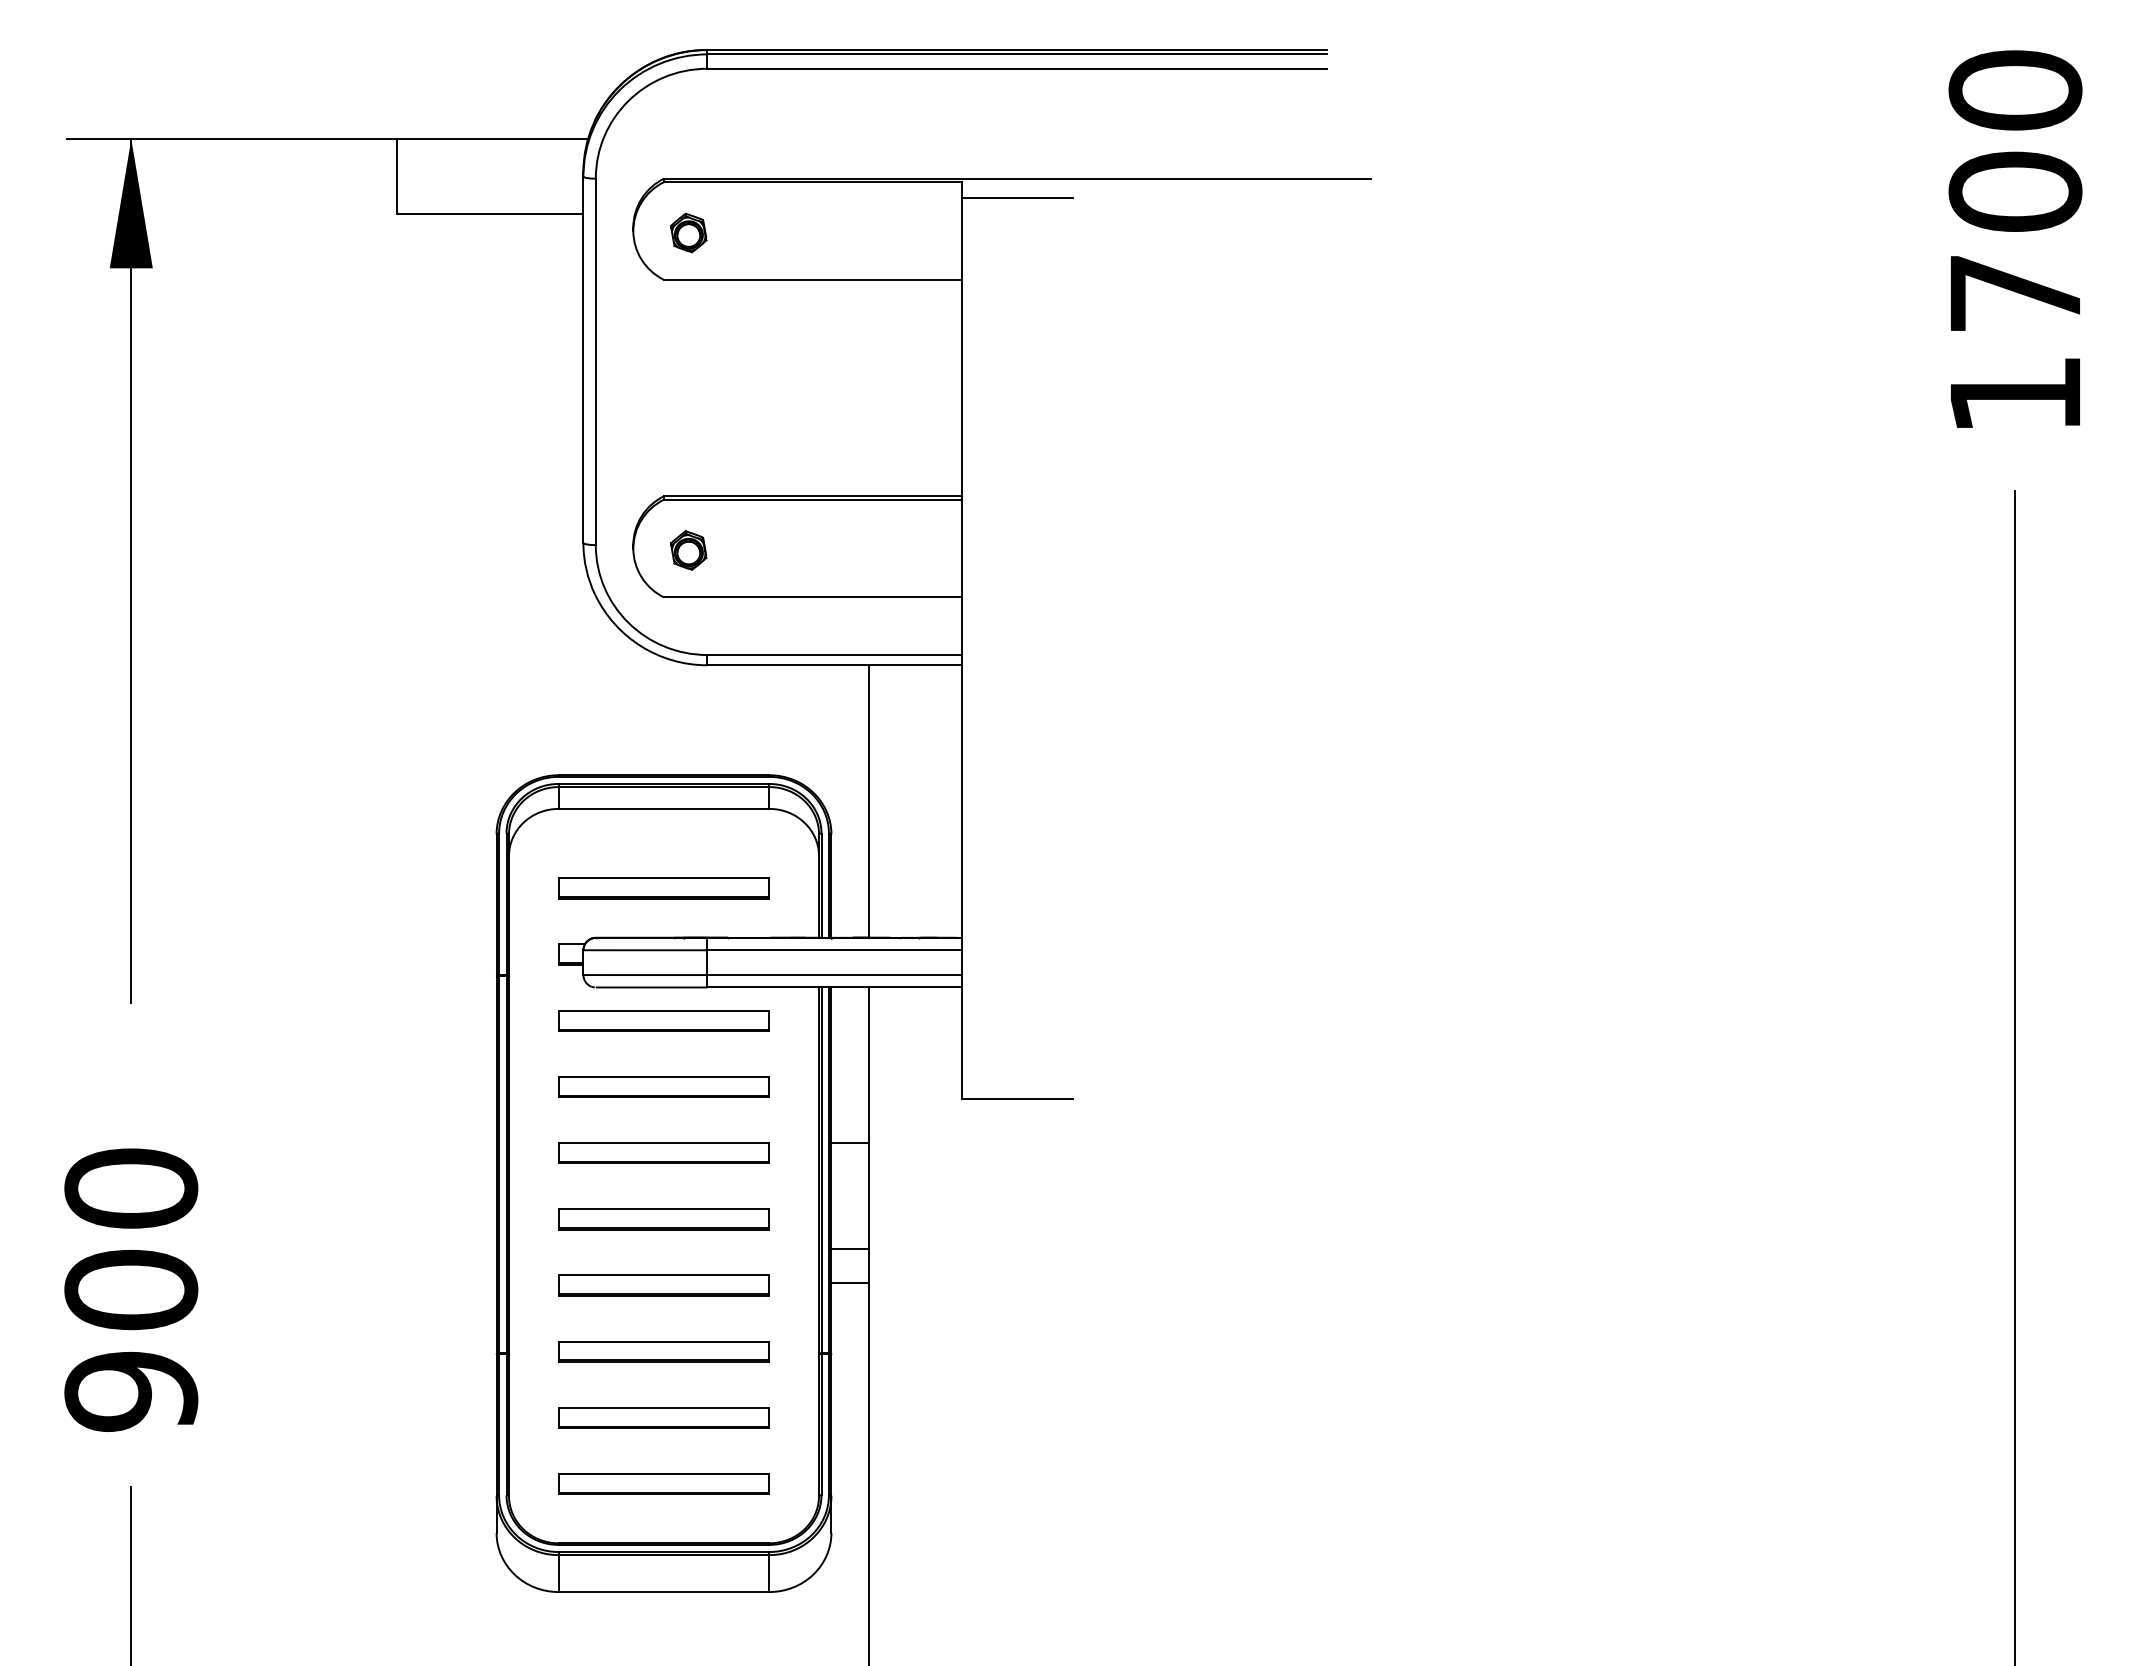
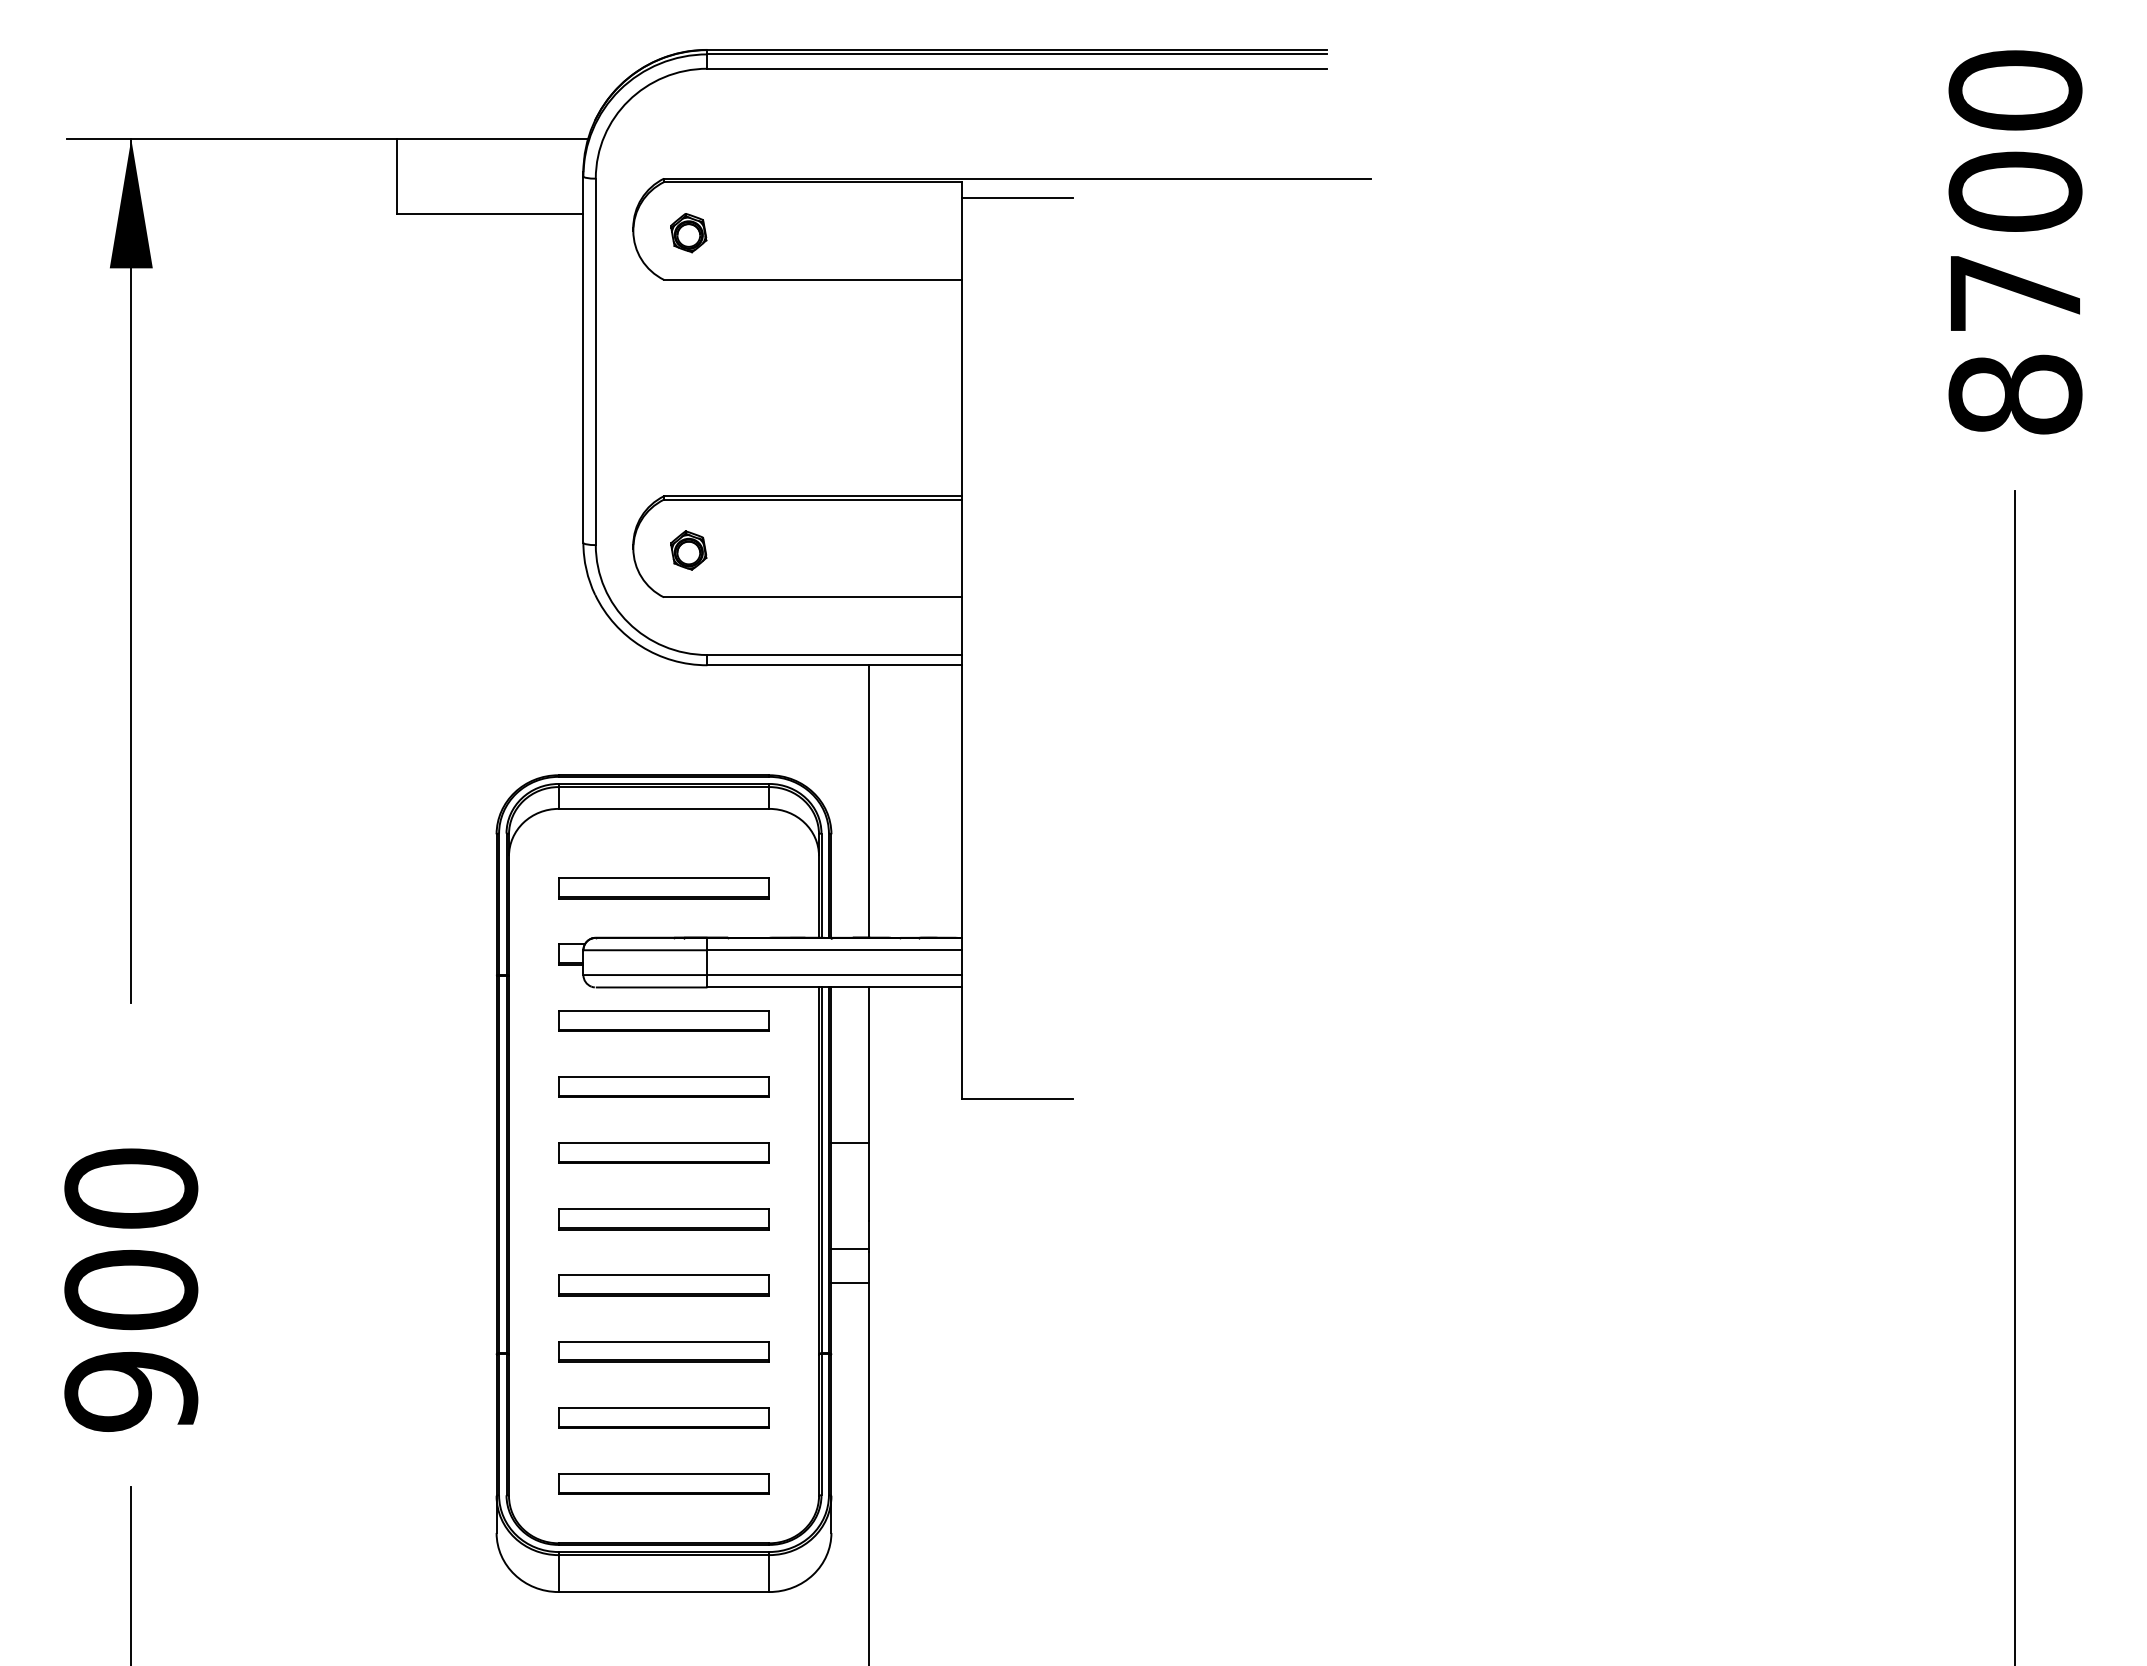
text: 1700 -> 8700 (2015, 394)
